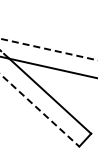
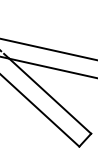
line: dashed -> solid (49, 49)
line: dashed -> solid (40, 110)
